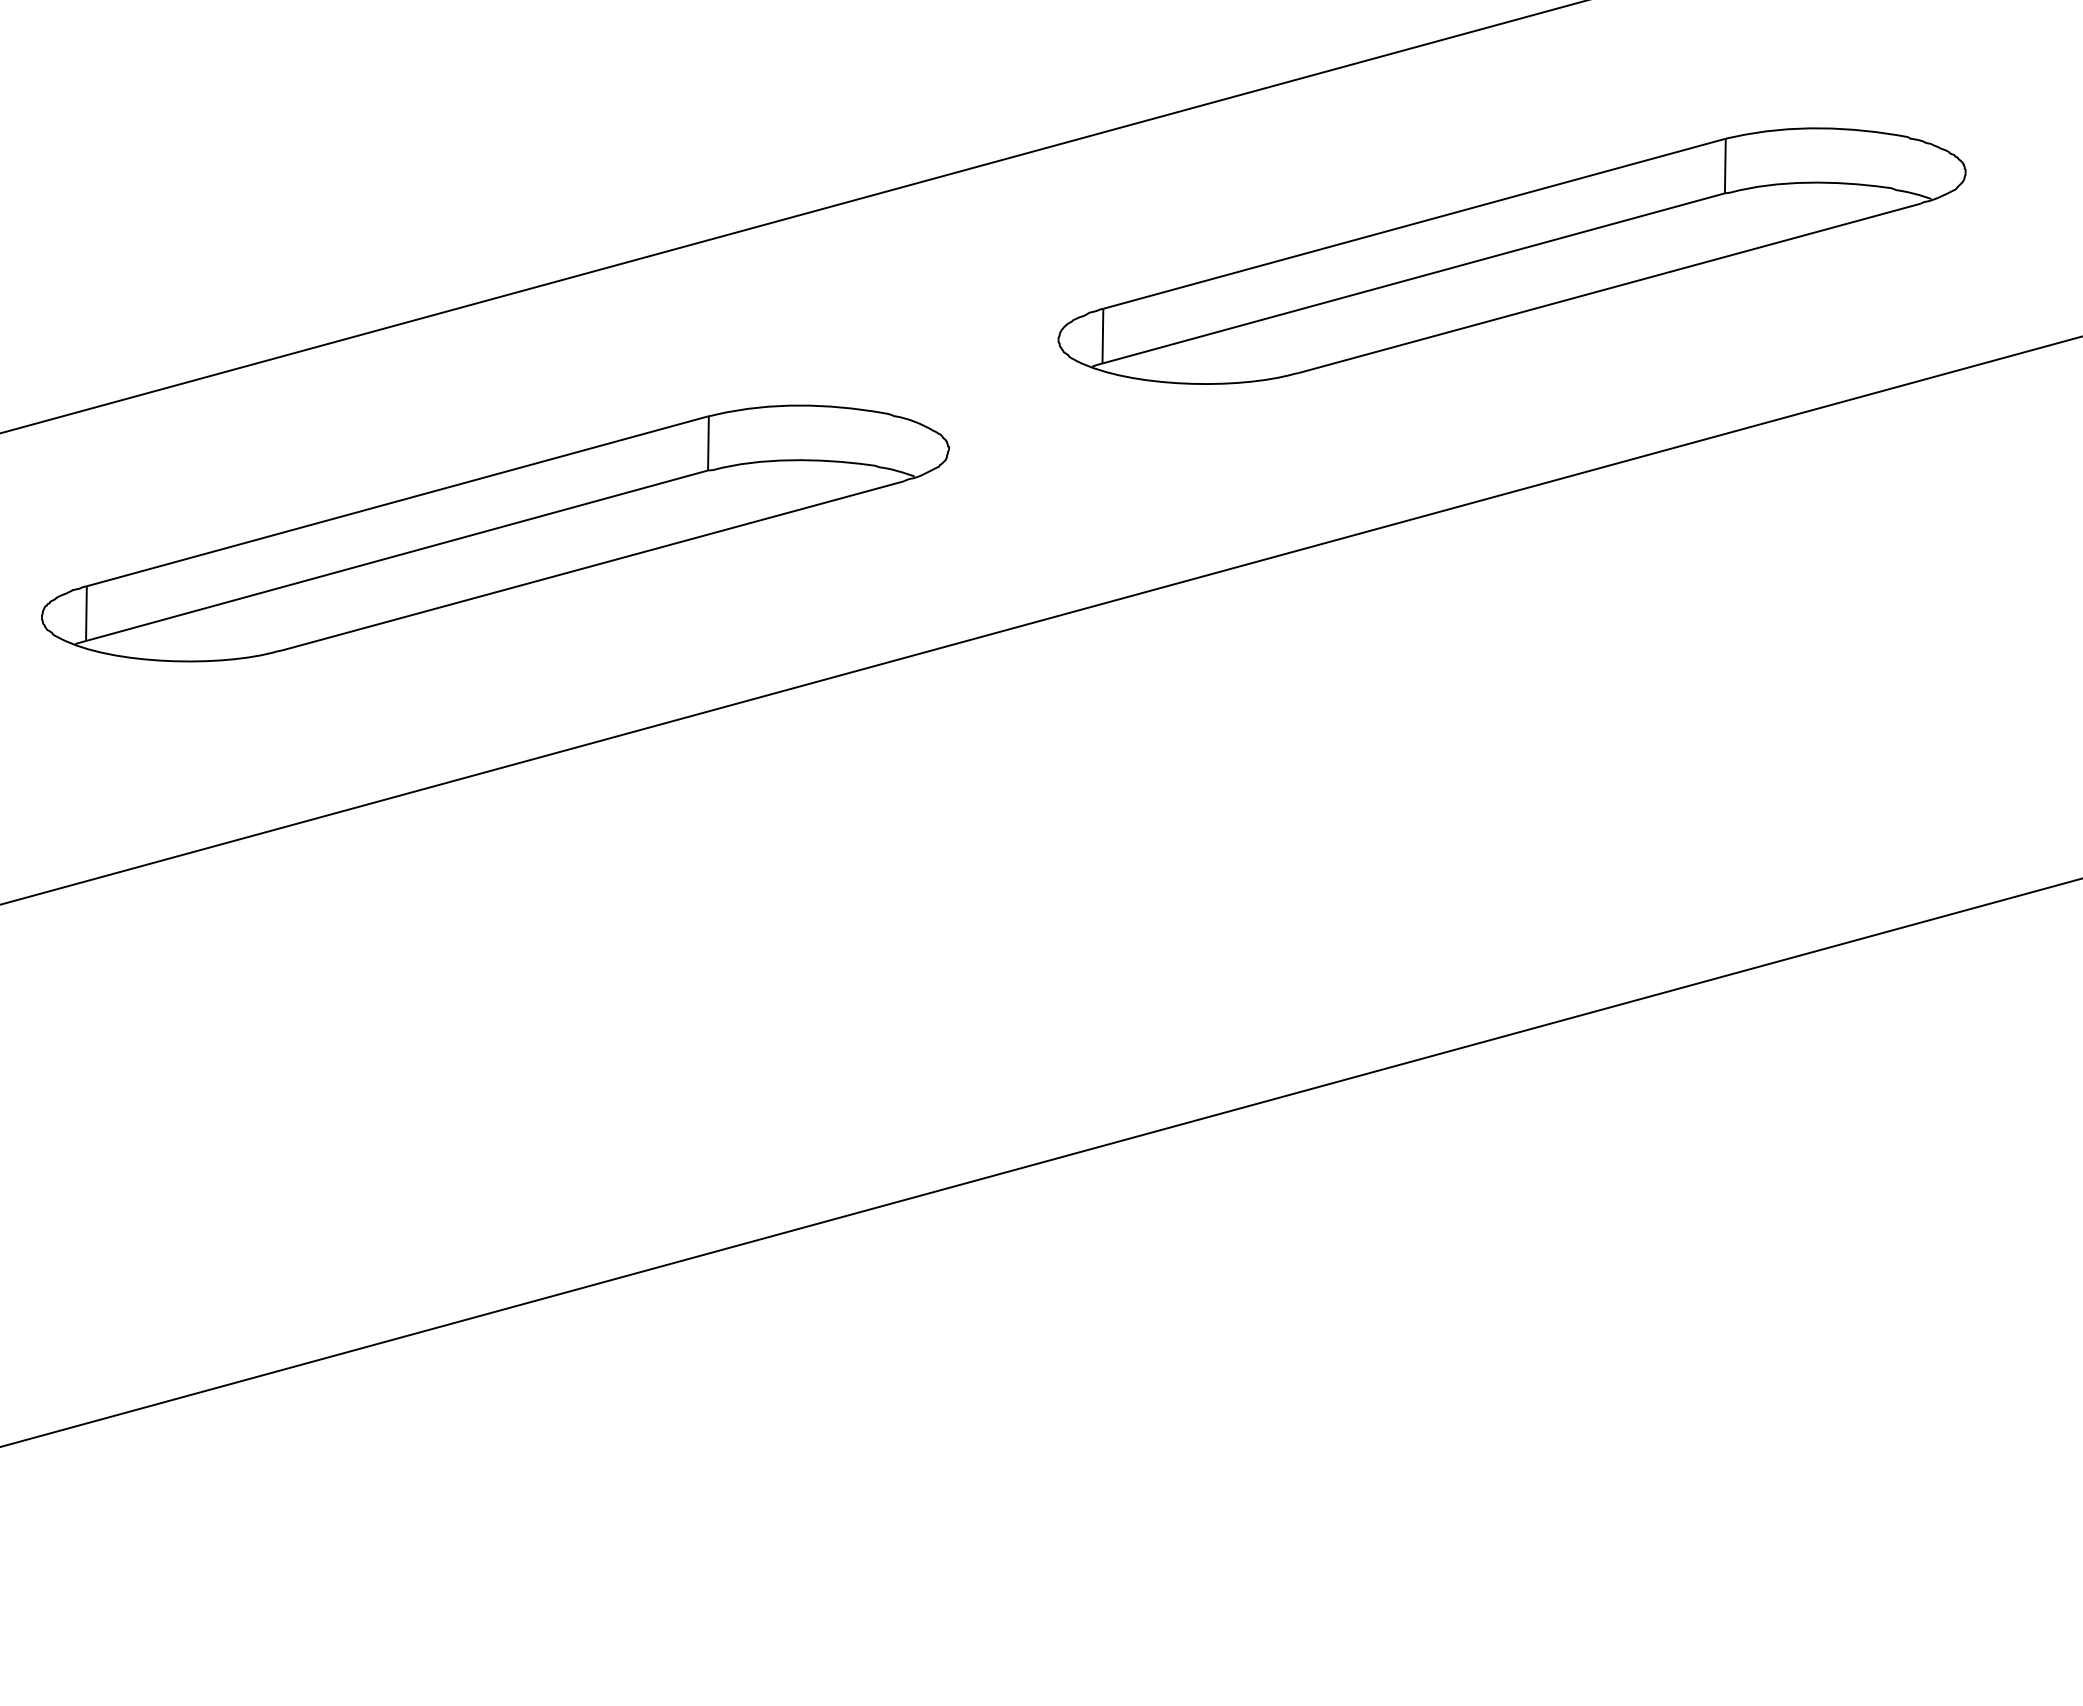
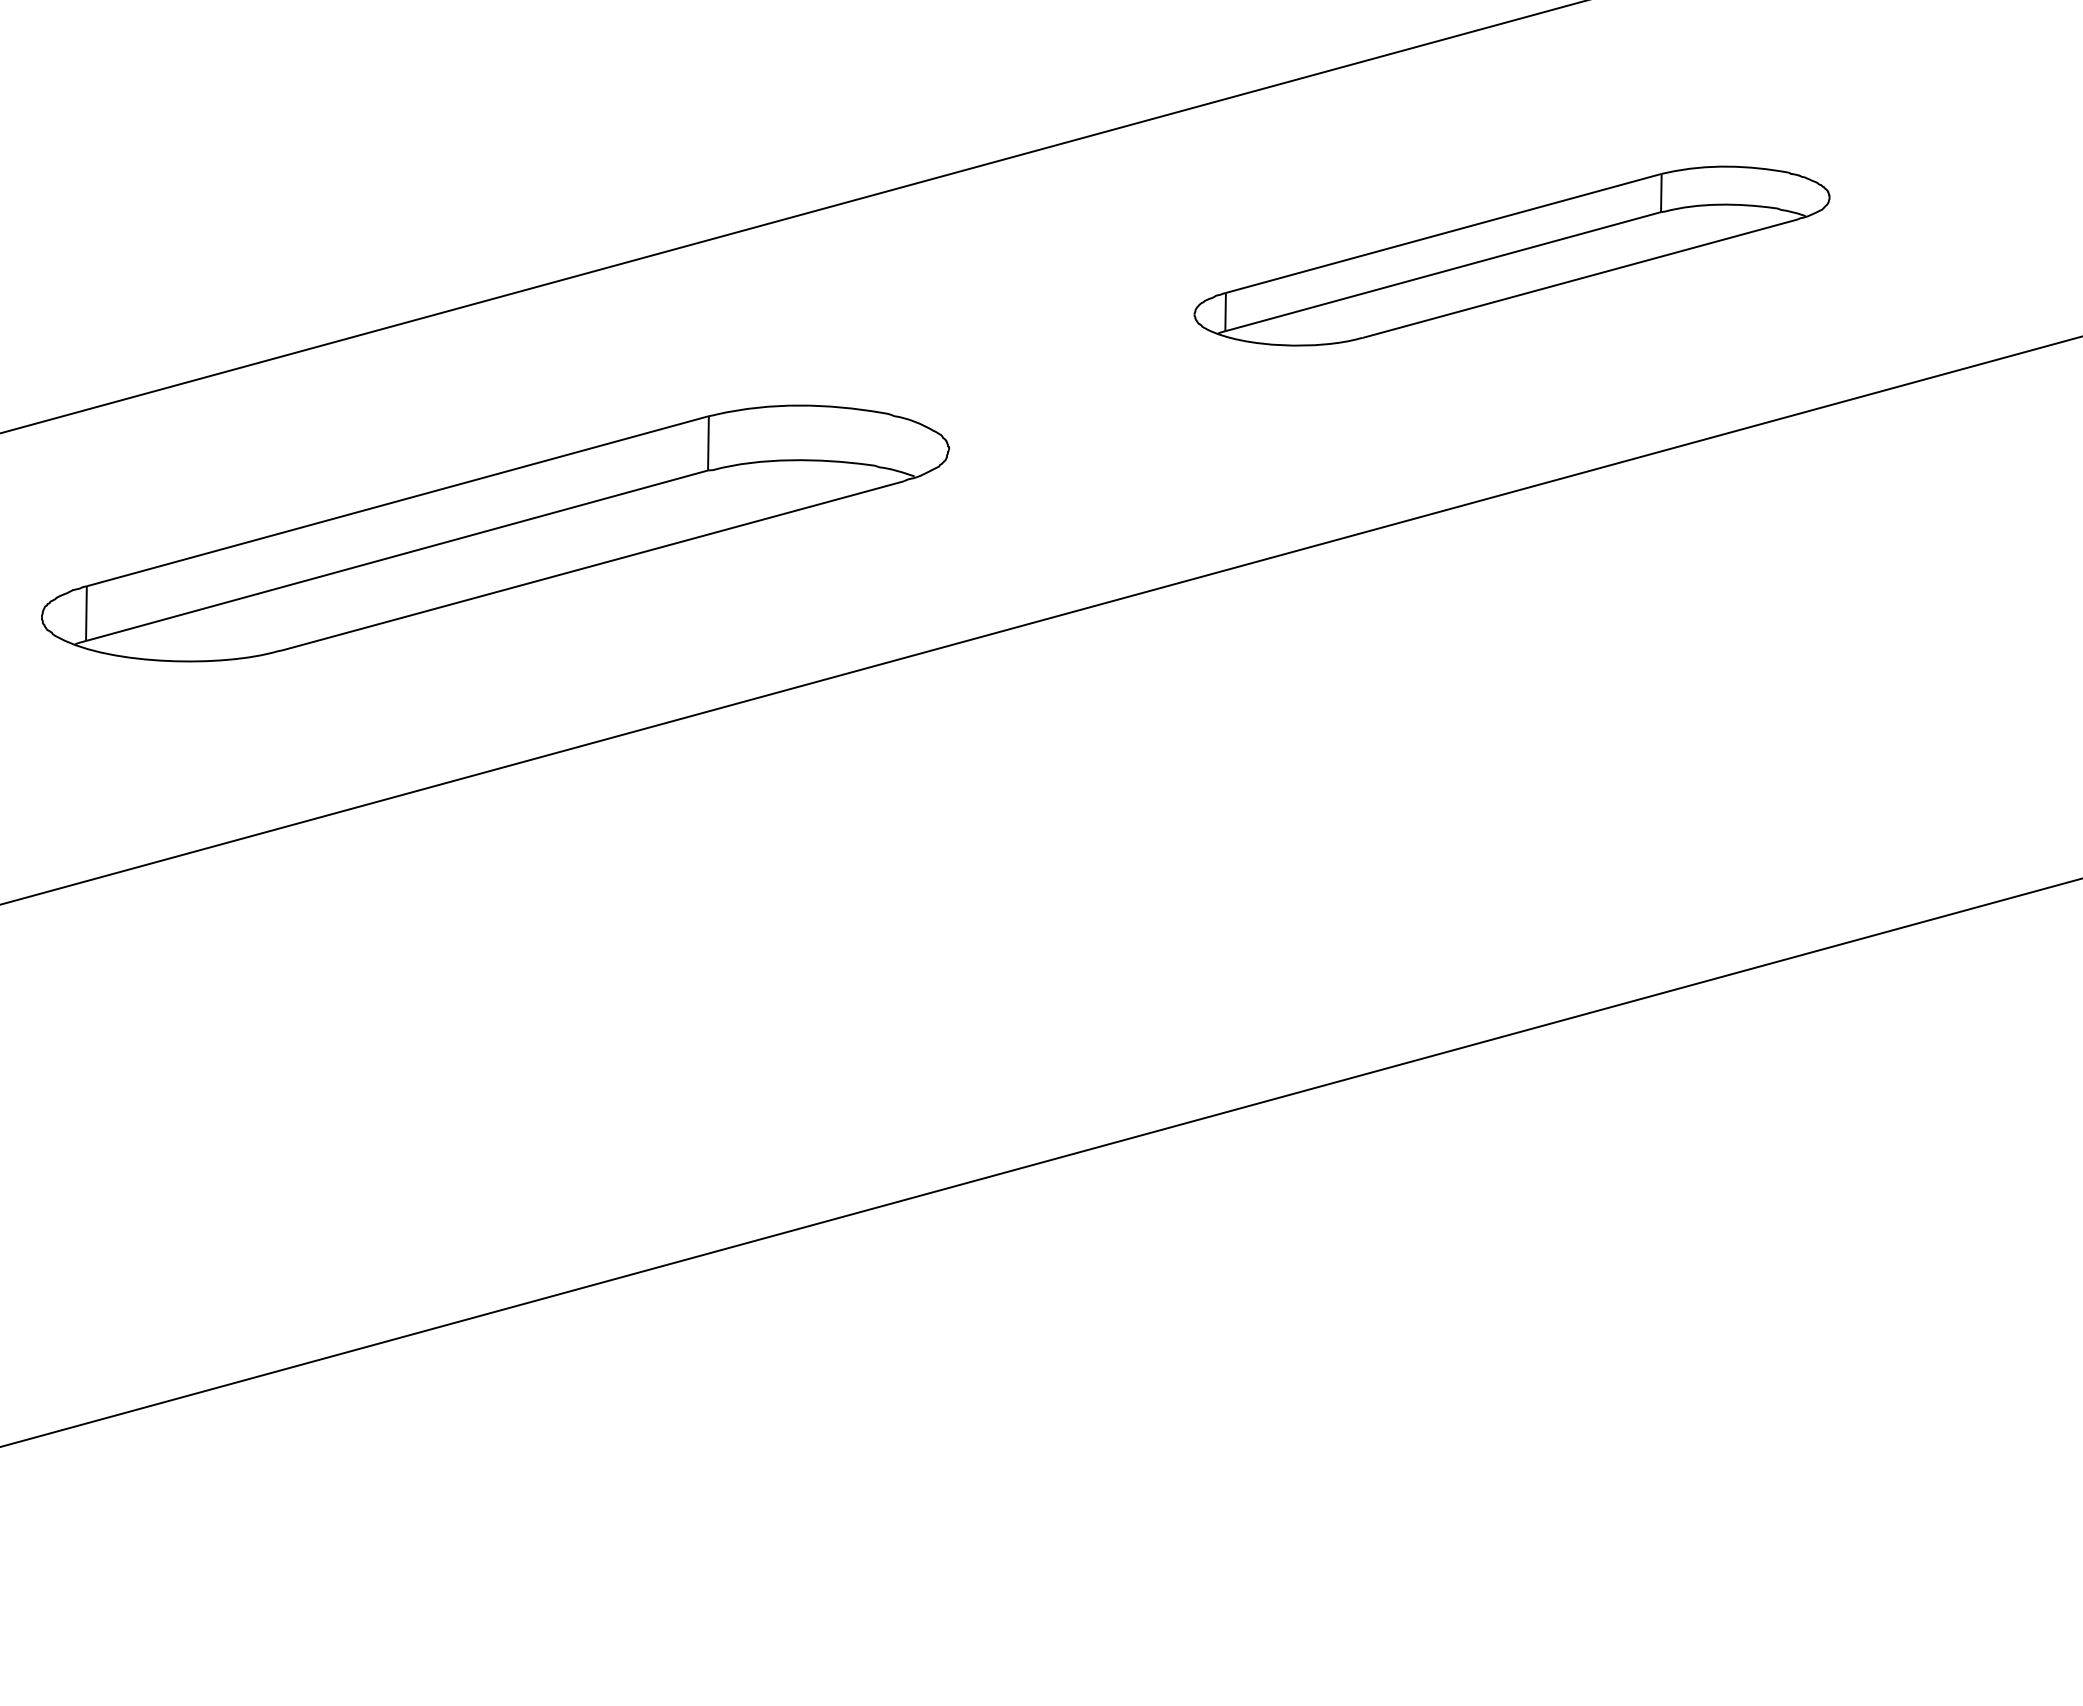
part size: 910x258 px -> 638x182 px (1511, 255)
